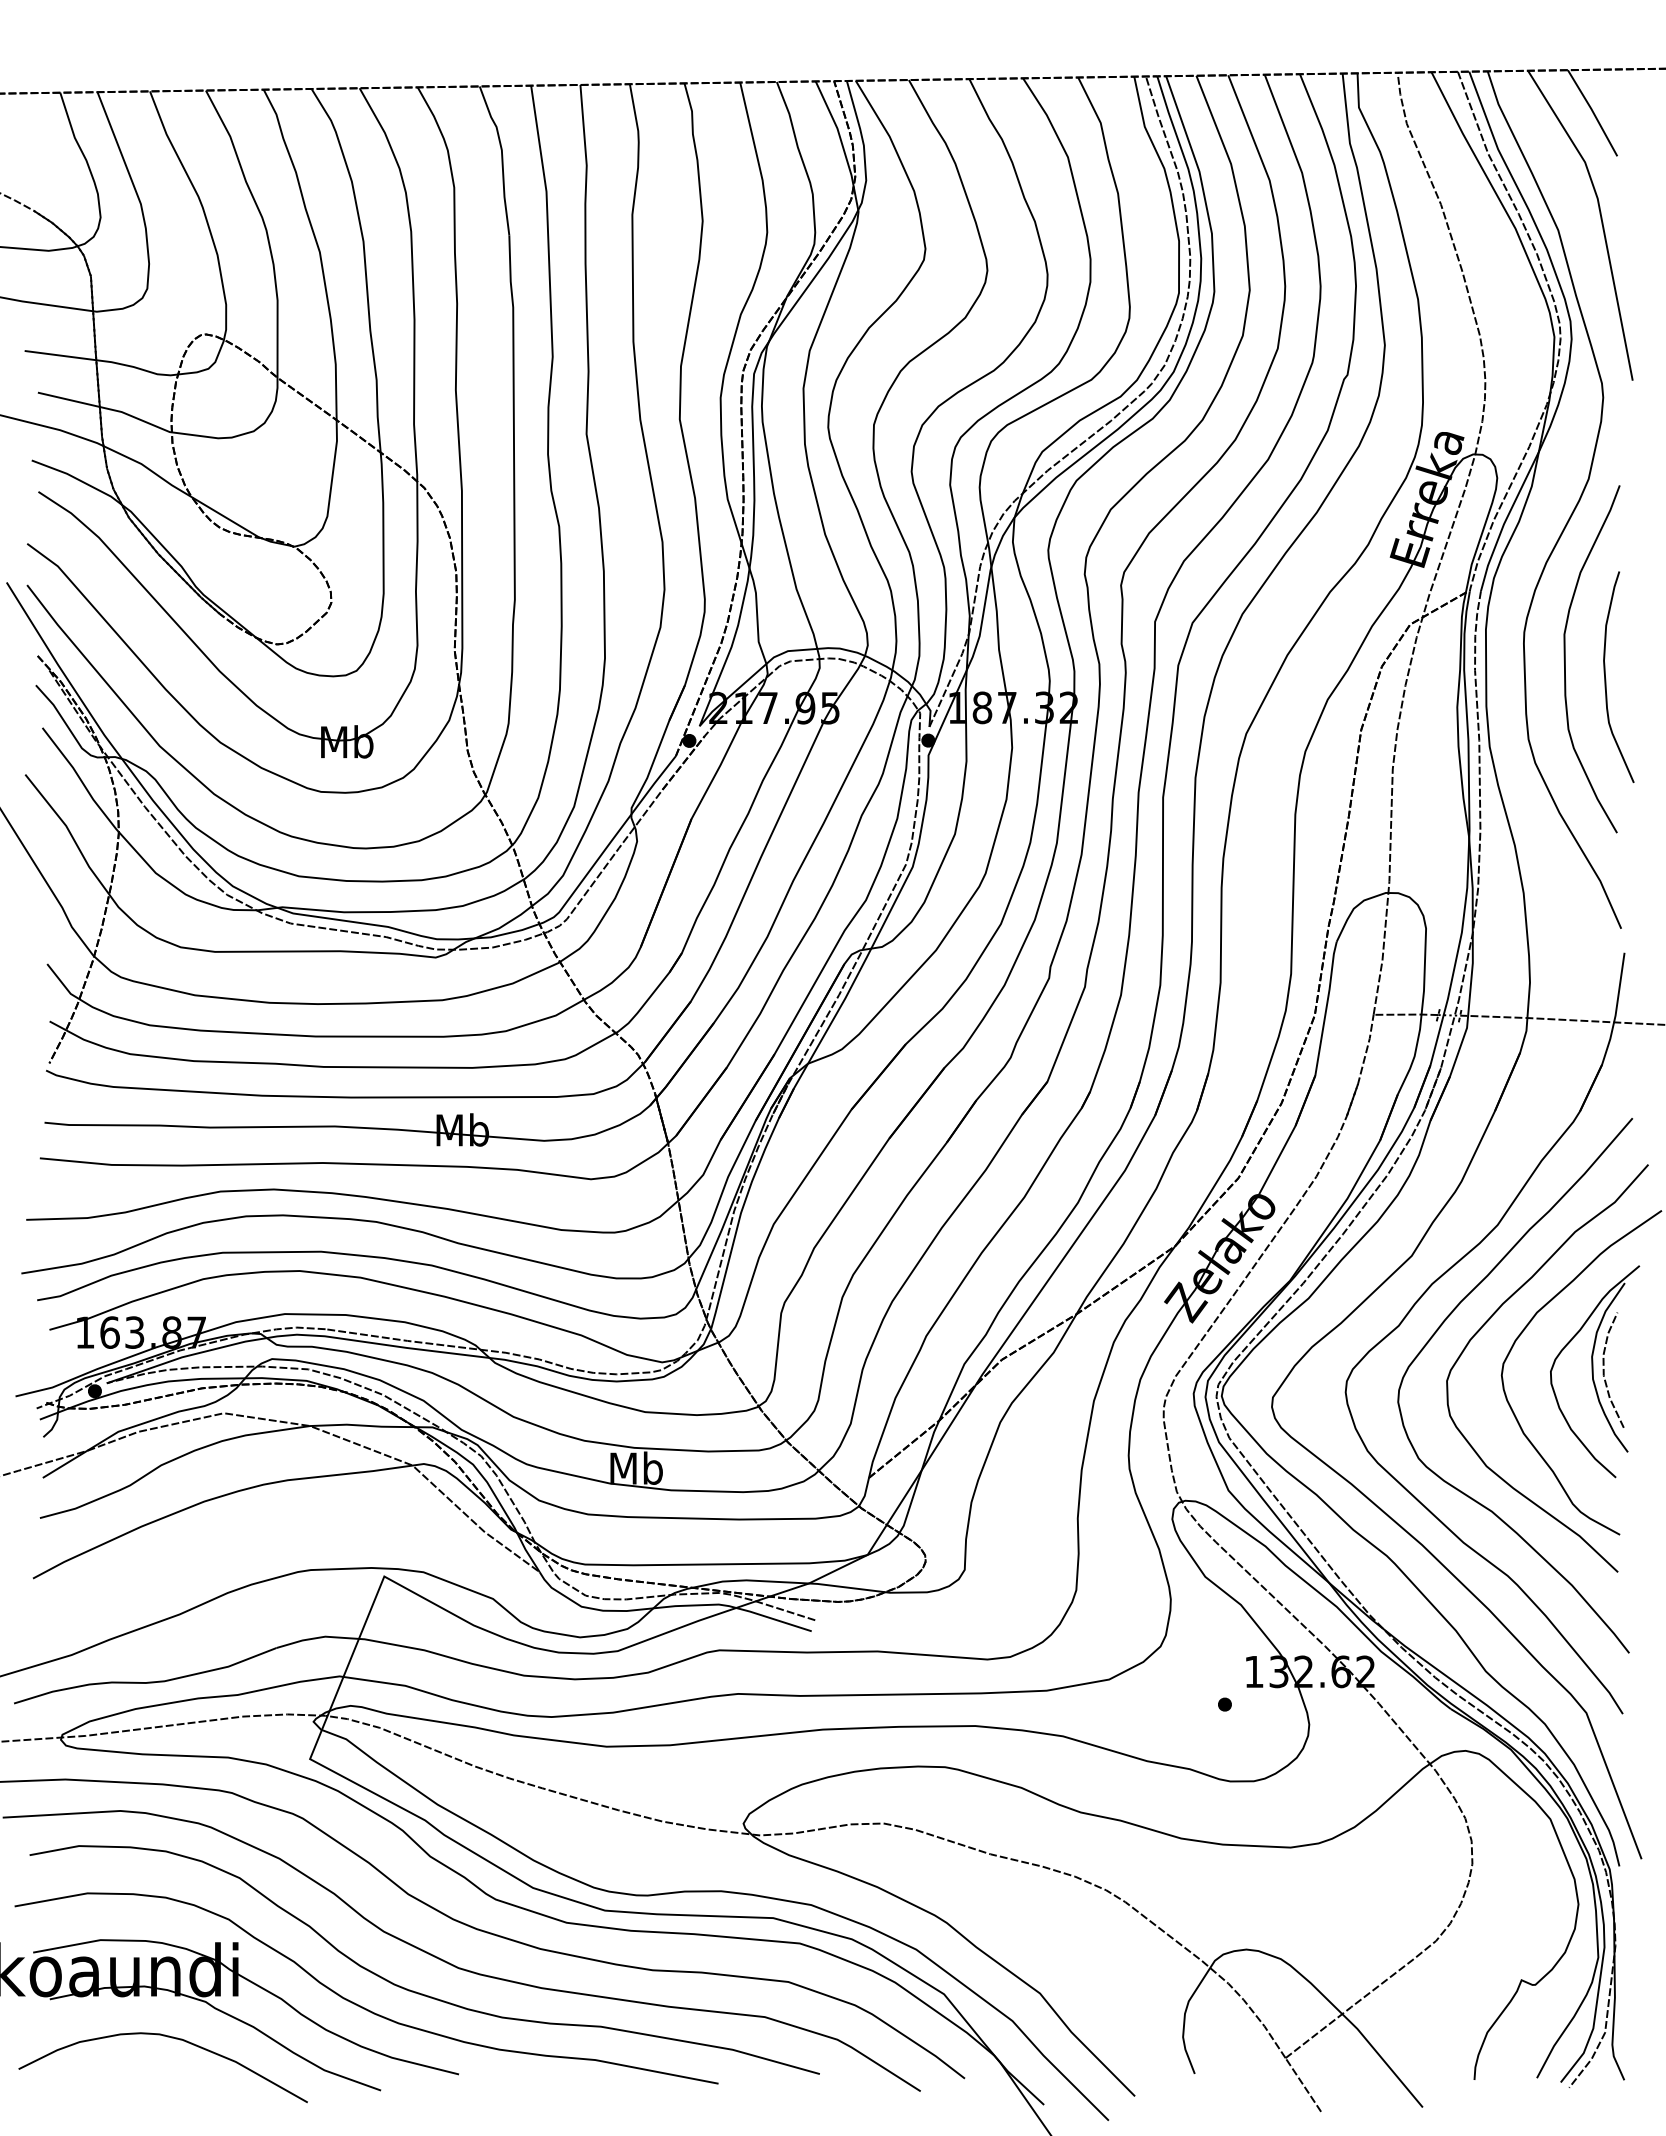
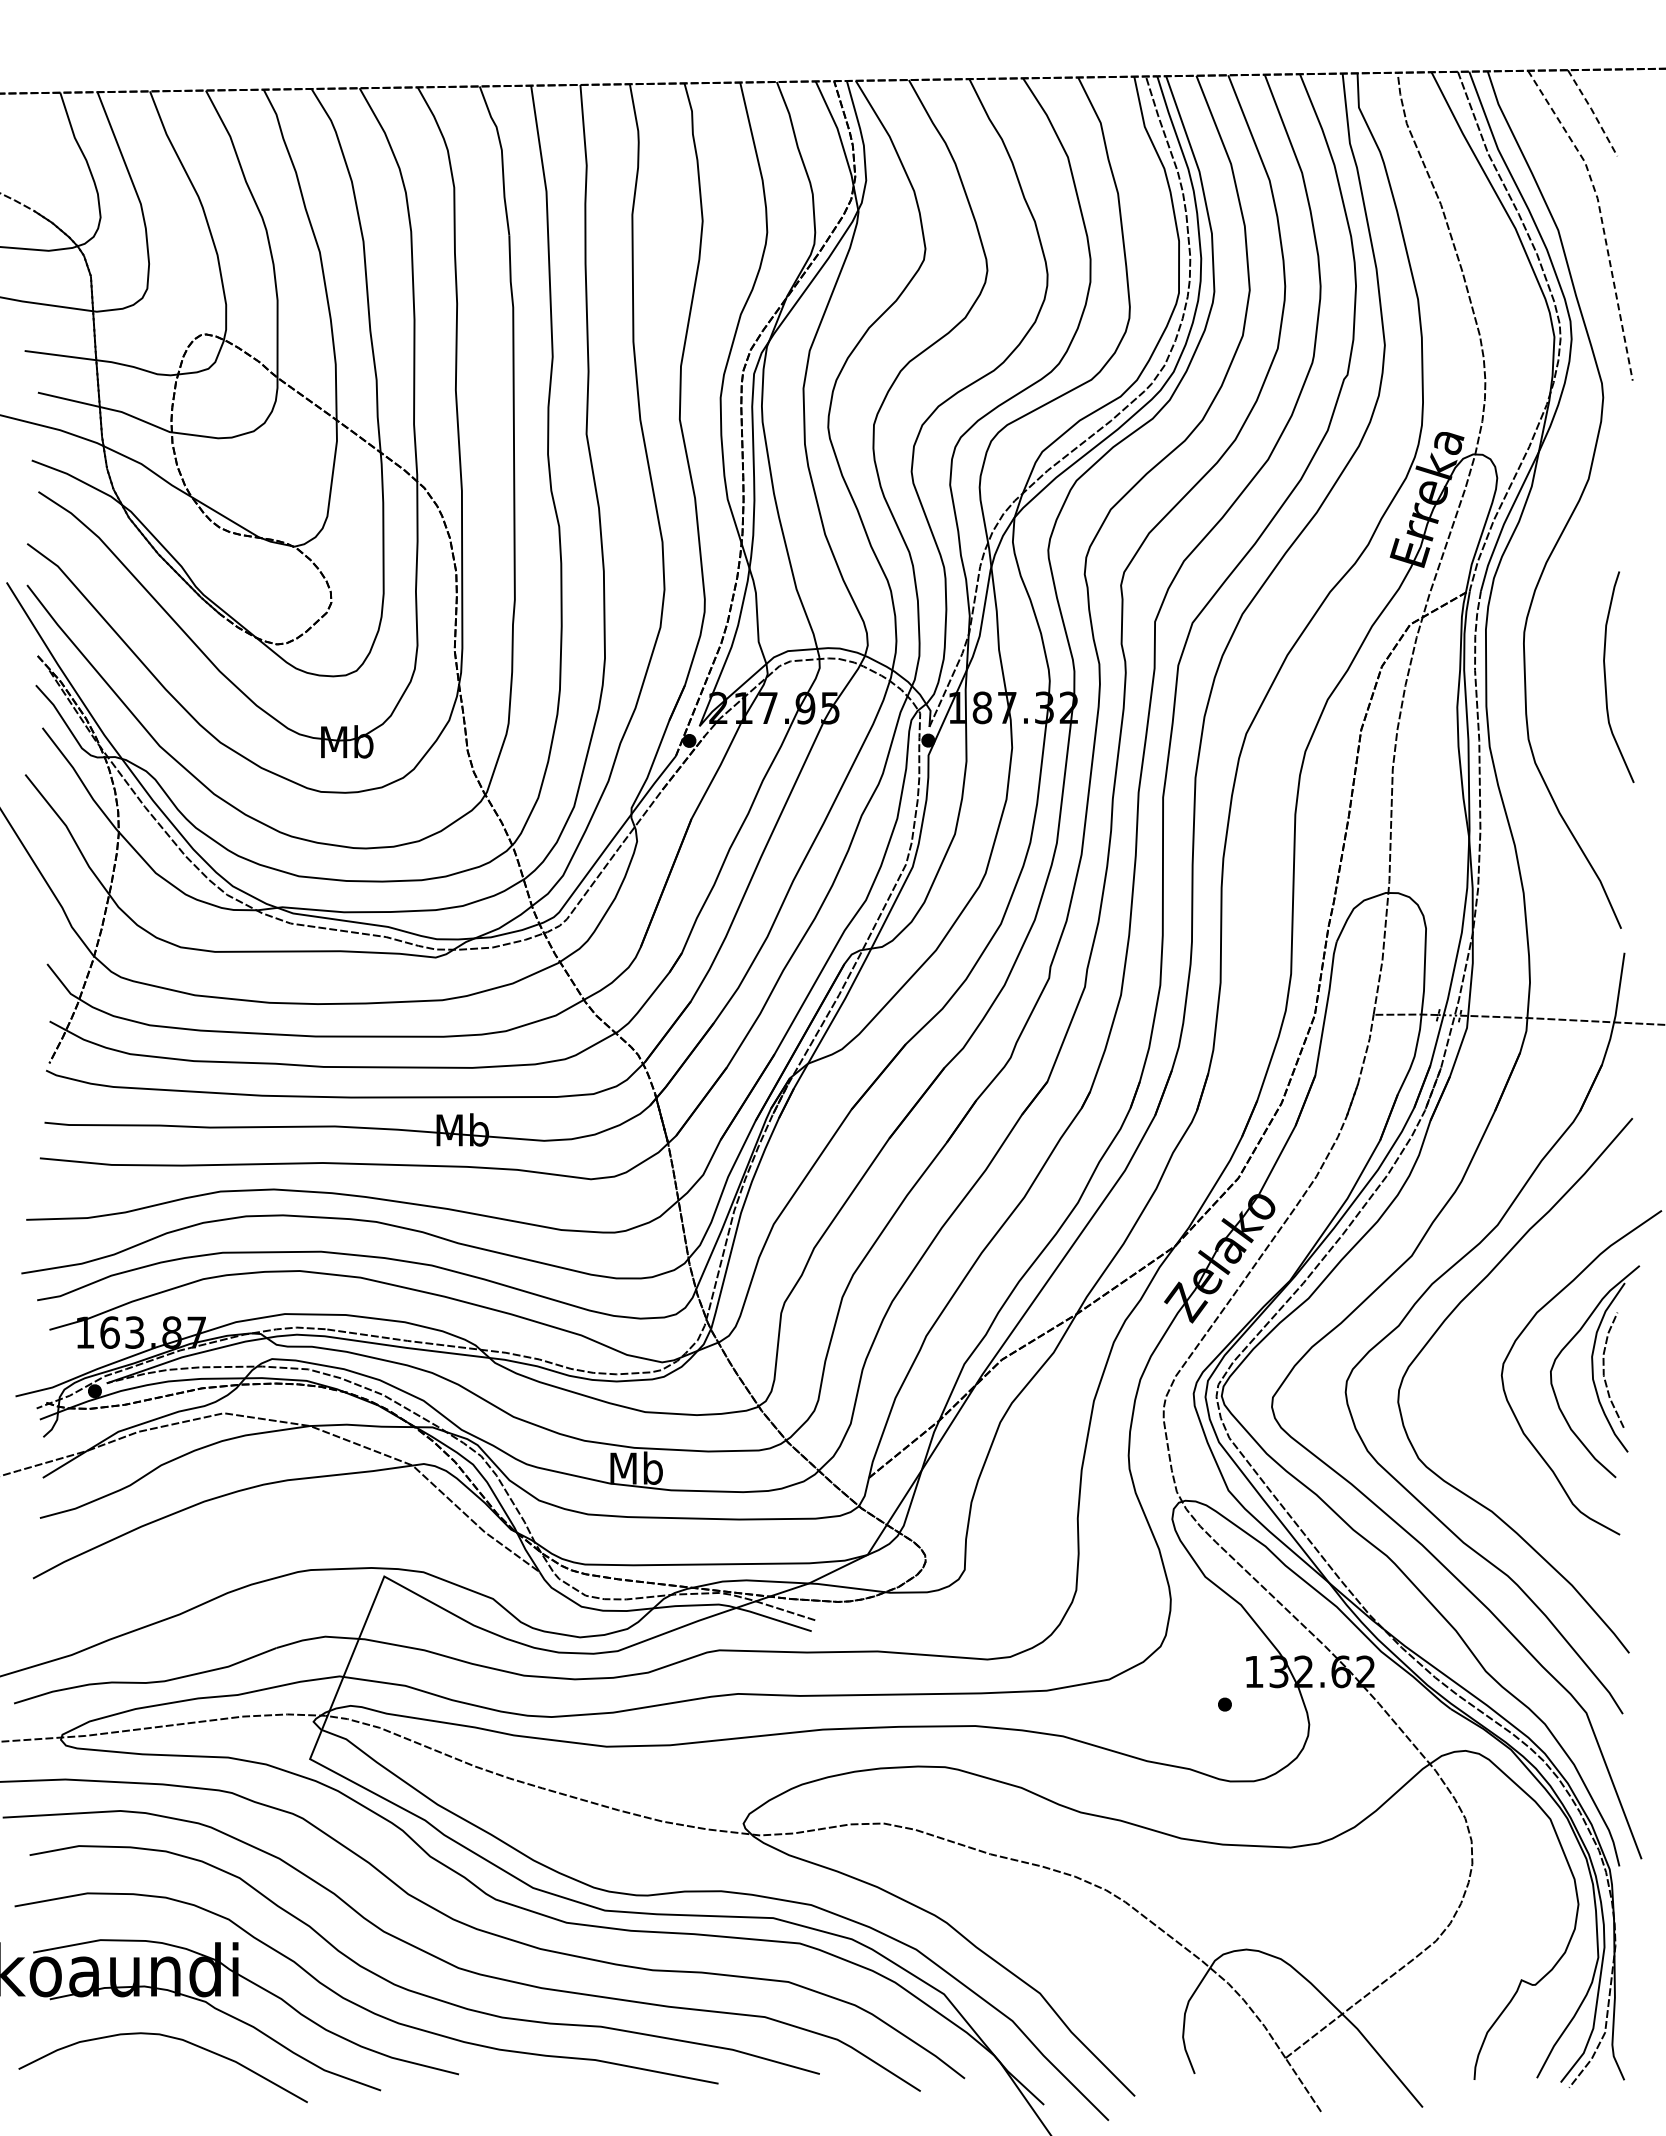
line: solid -> dashed (1593, 112)
line: solid -> dashed (1601, 217)
curve: present -> none (1565, 659)
curve: present -> none (1490, 1319)
